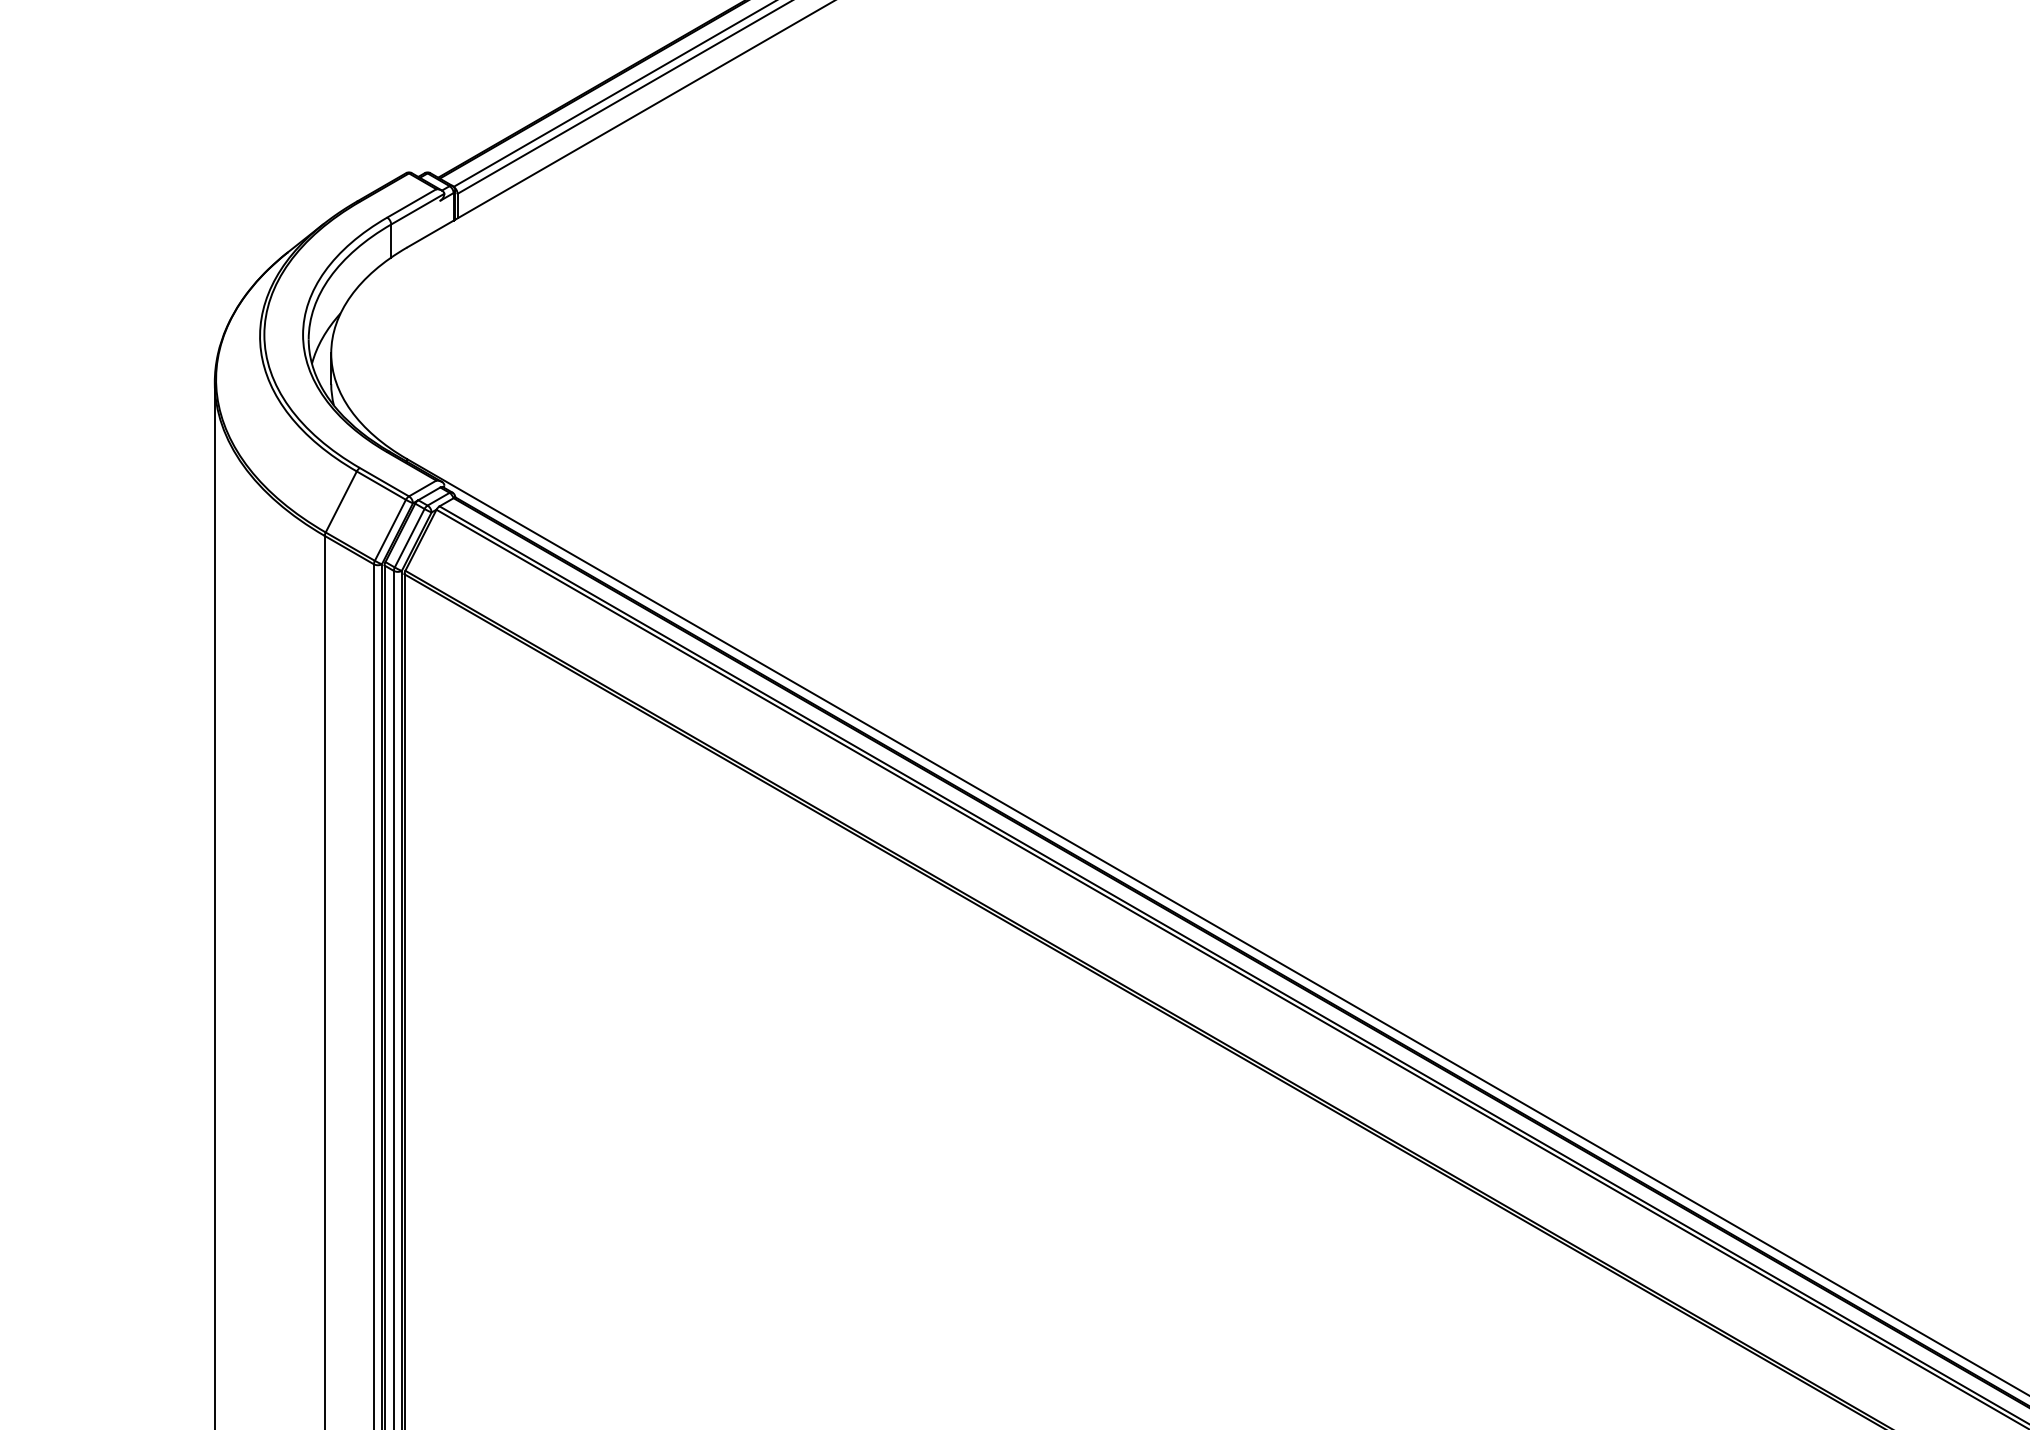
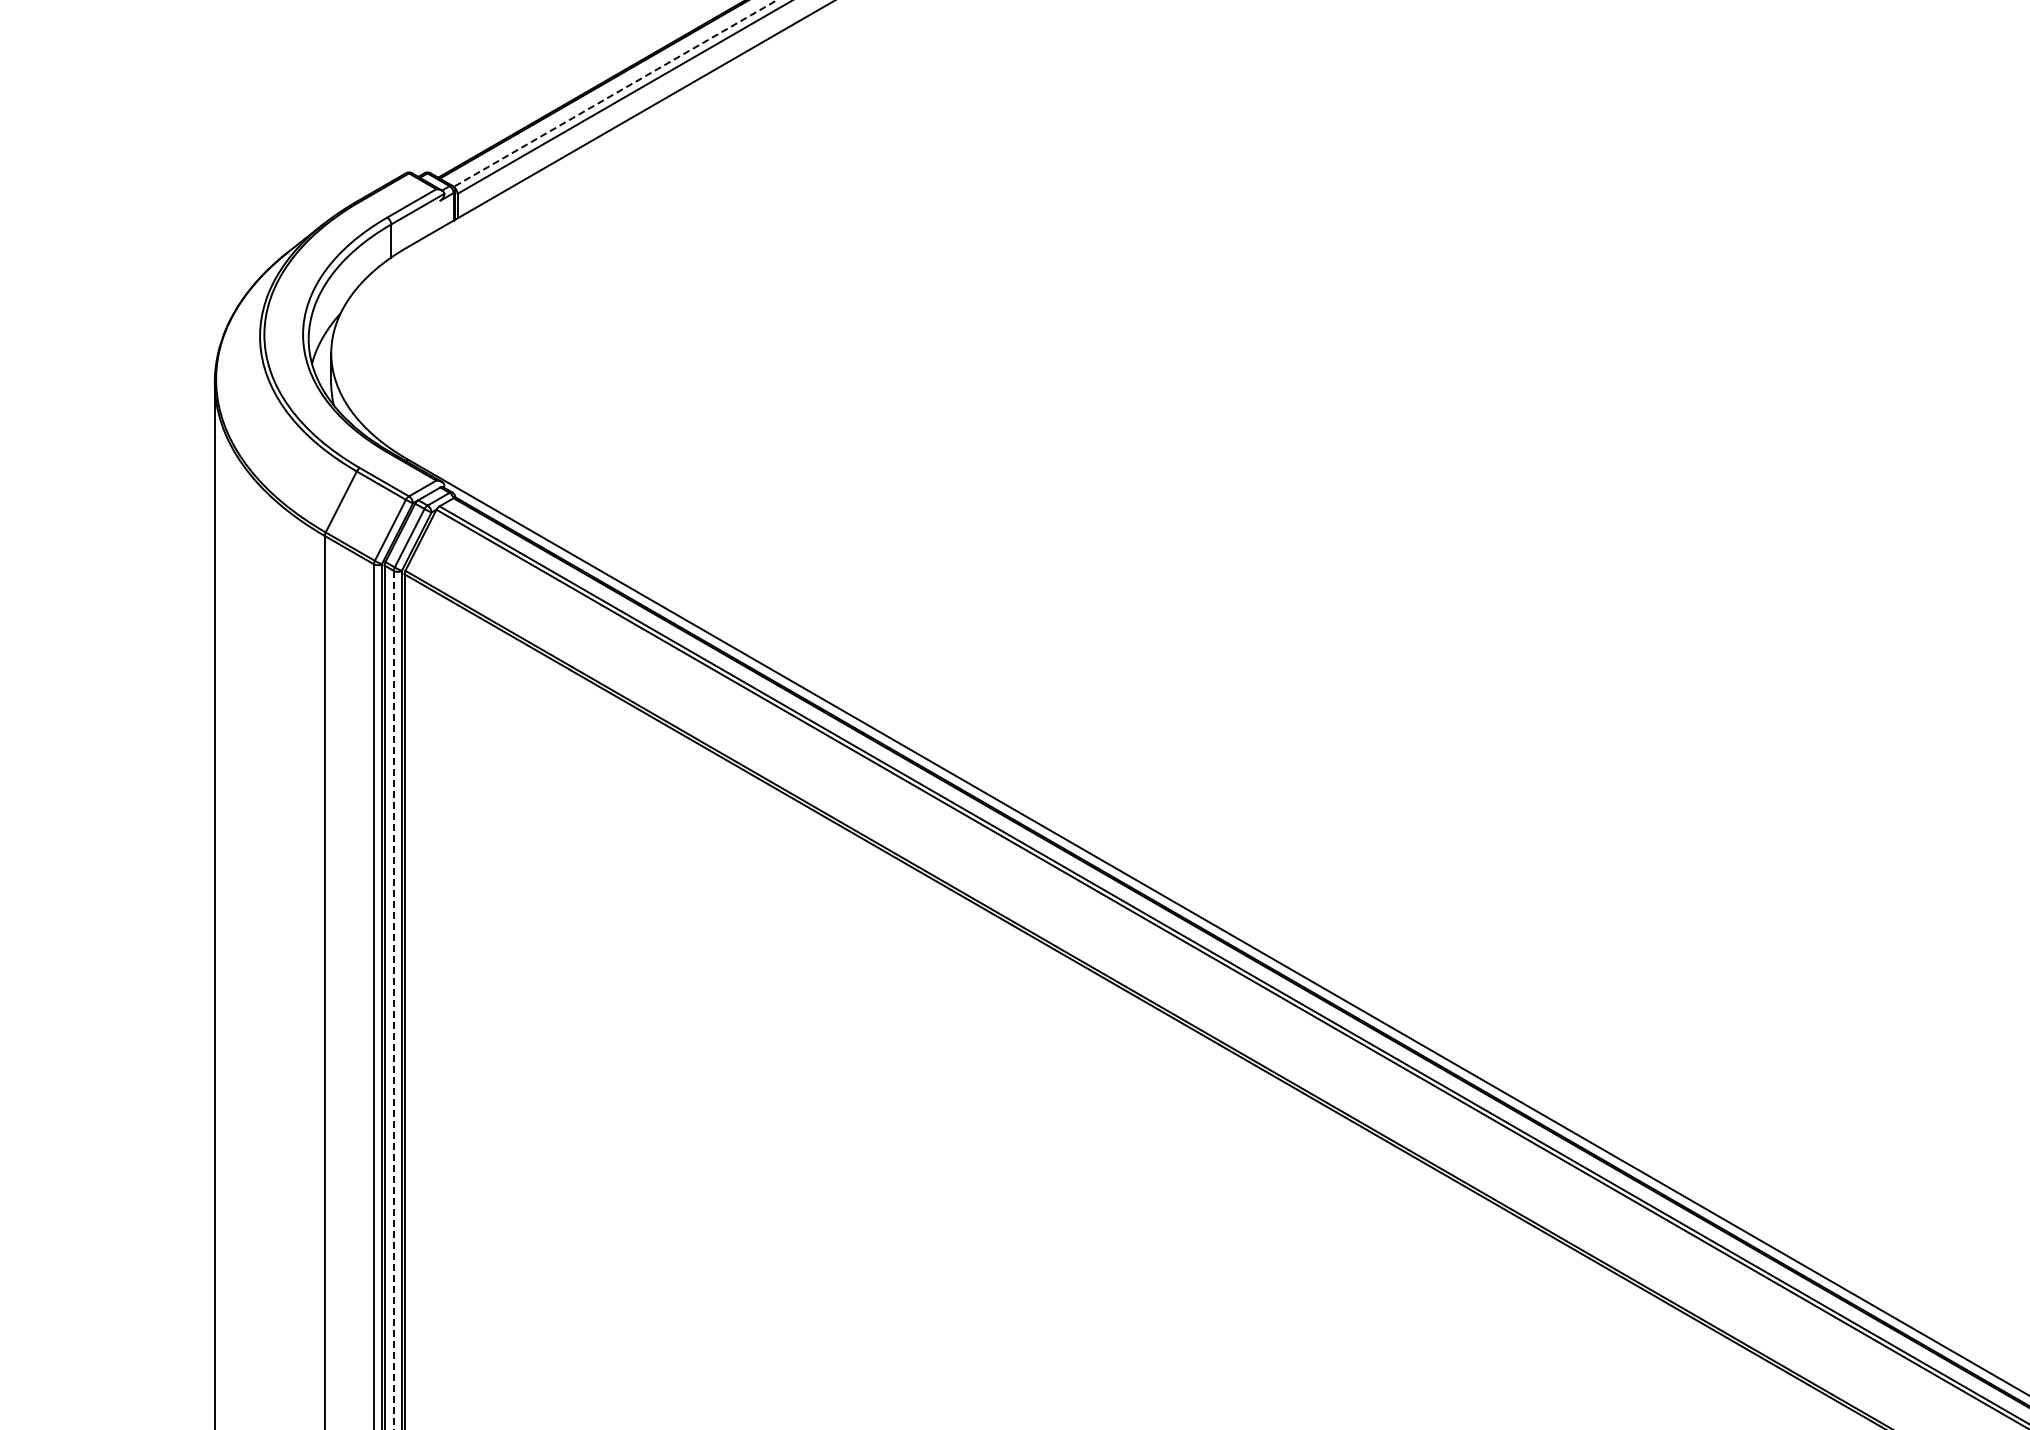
line: solid -> dashed (614, 93)
line: solid -> dashed (393, 1000)
